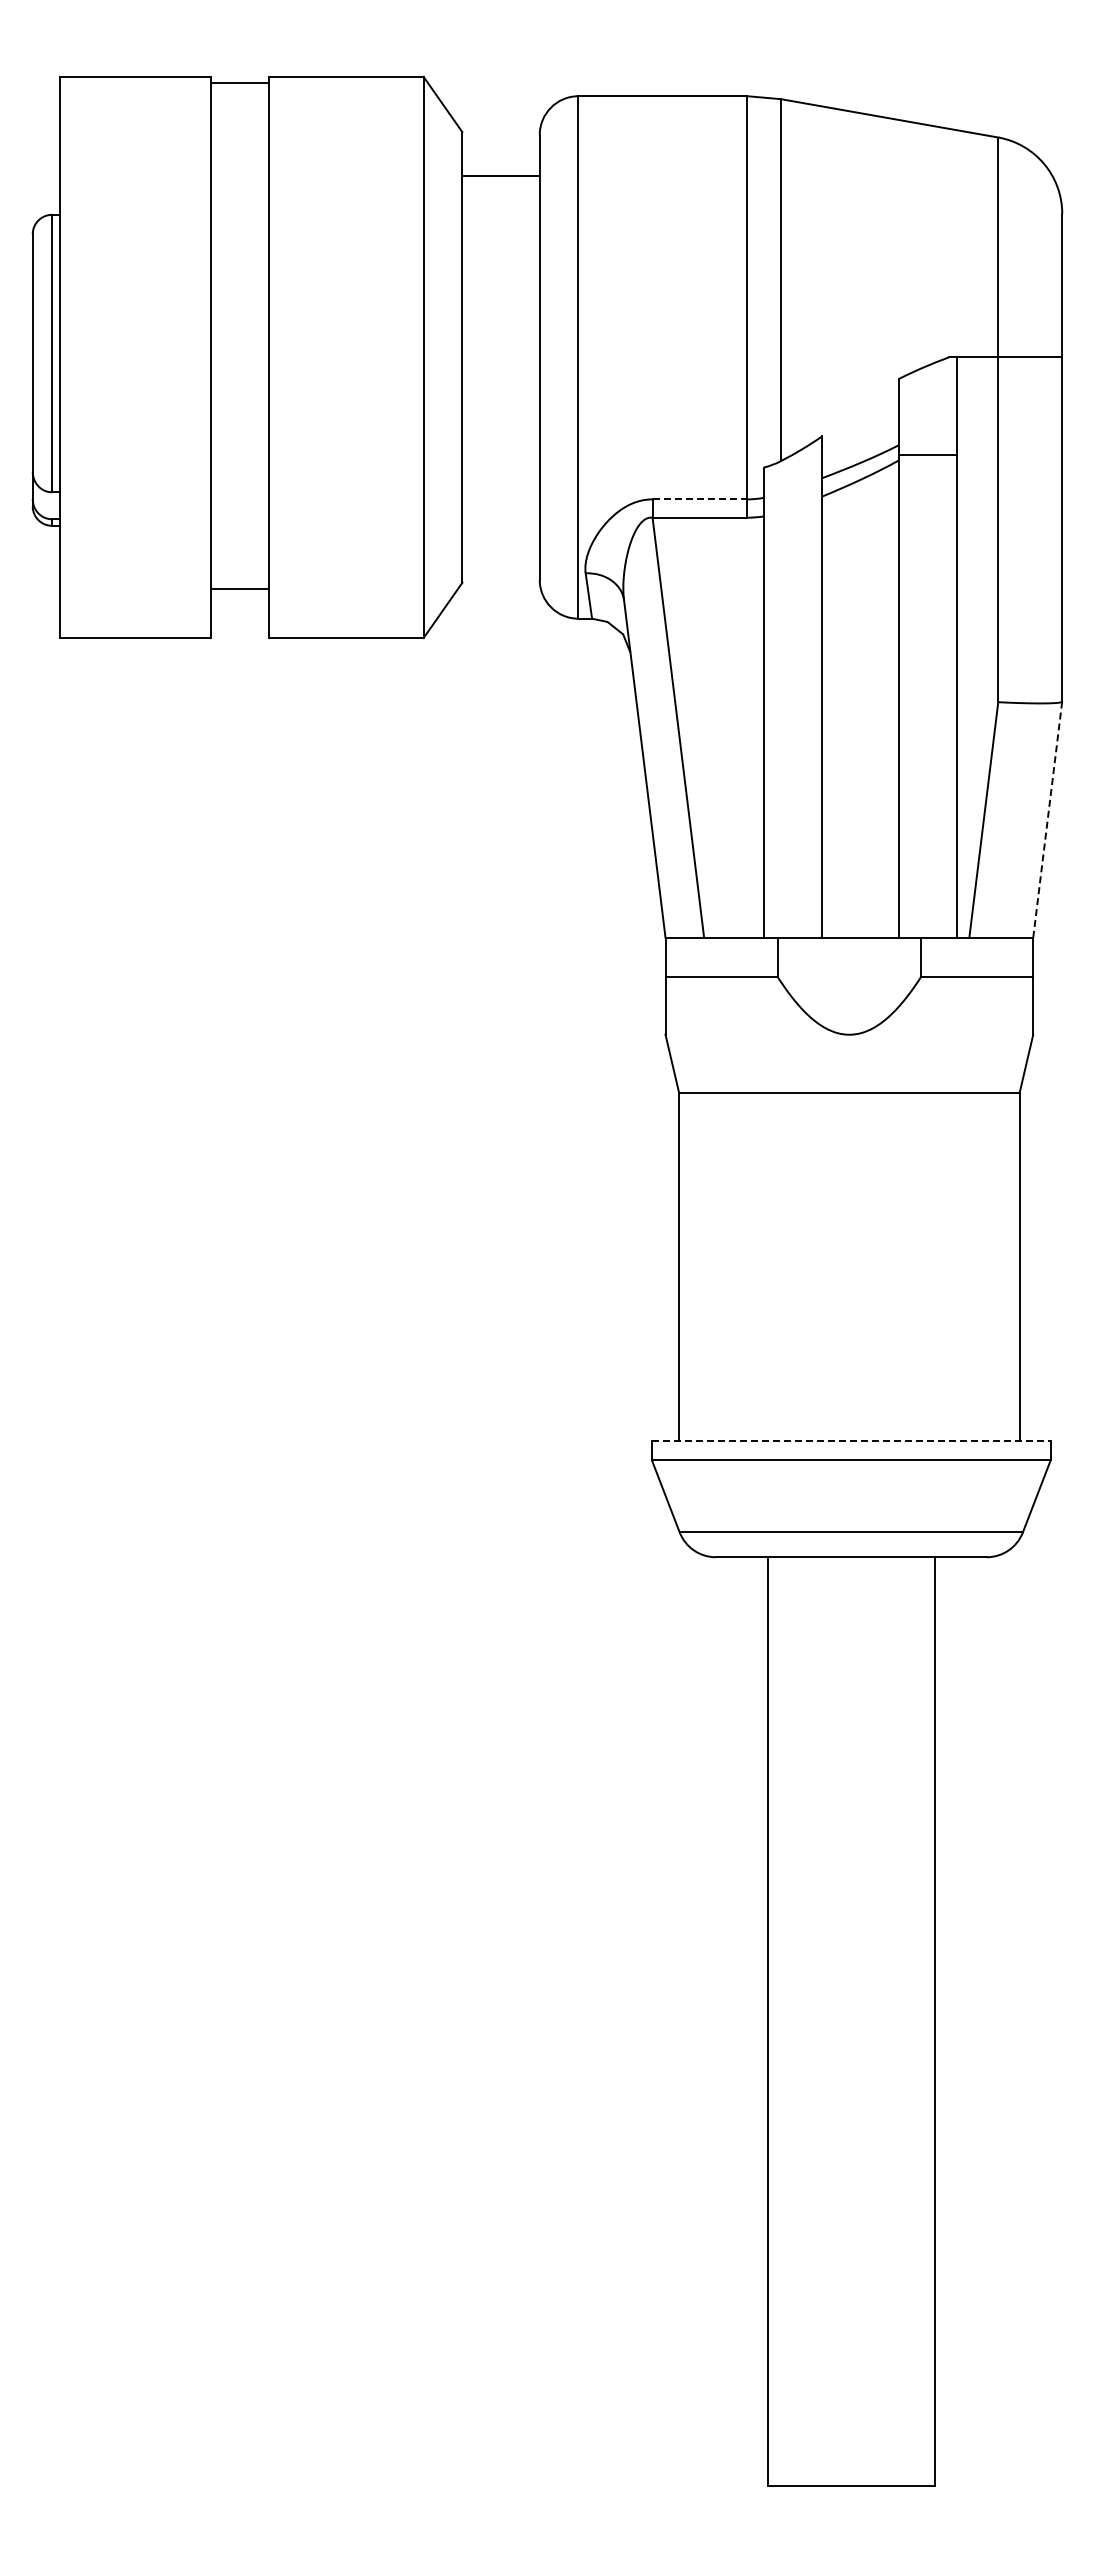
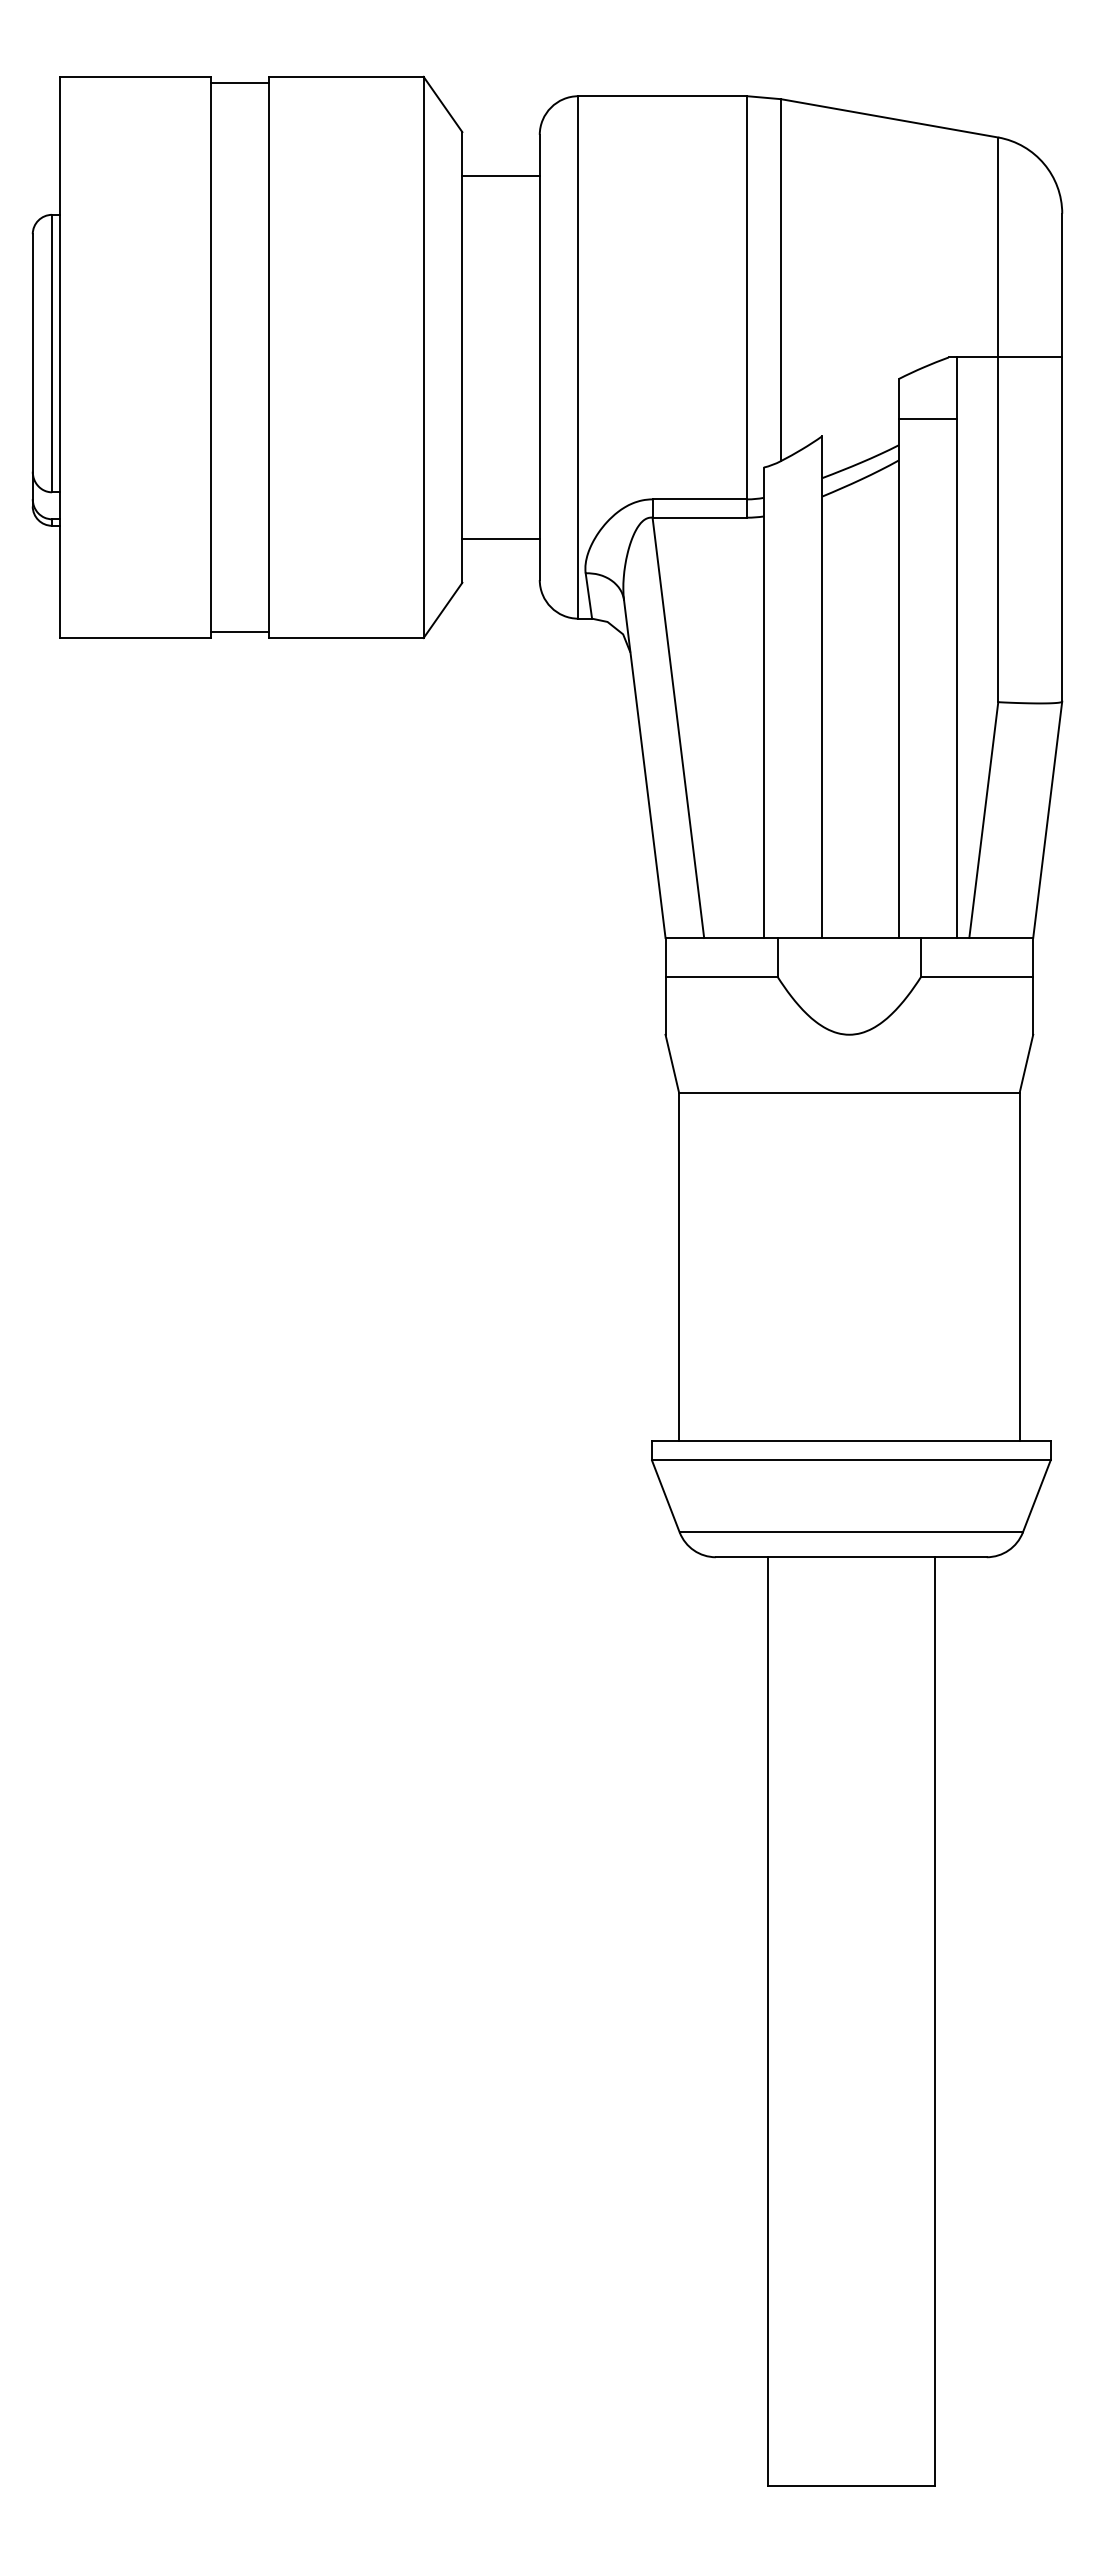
line position: (927, 455) -> (927, 419) (927, 419)
line: dashed -> solid (700, 499)
line: none -> present (500, 539)
line position: (239, 589) -> (239, 632) (239, 632)
line: dashed -> solid (1047, 820)
line: dashed -> solid (851, 1441)
